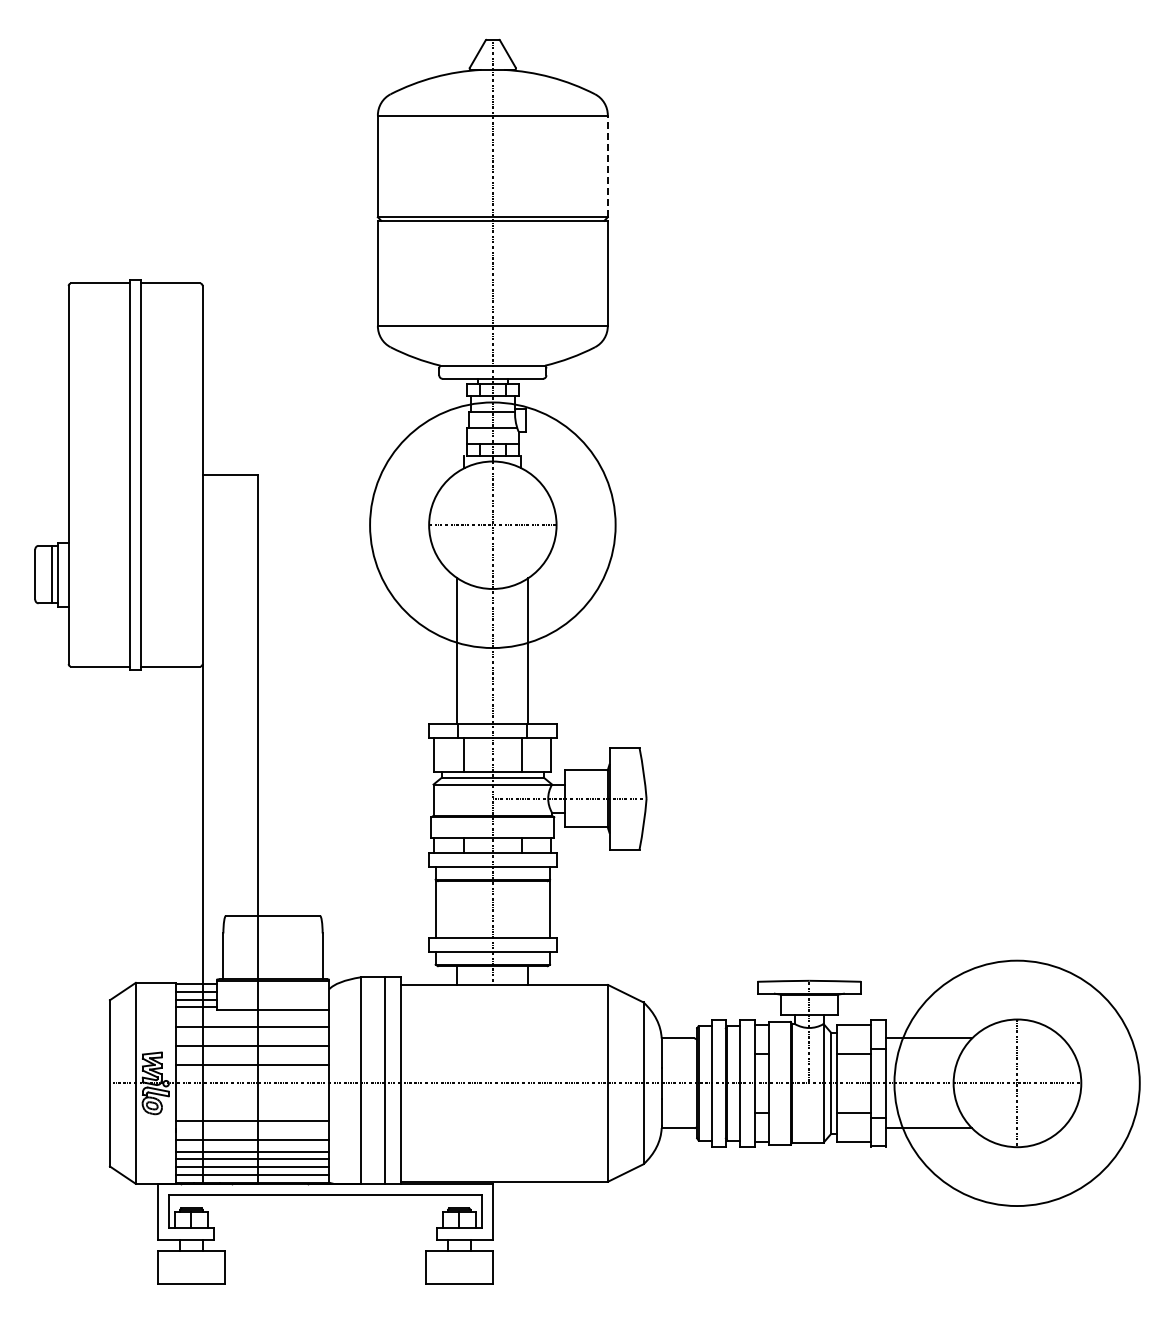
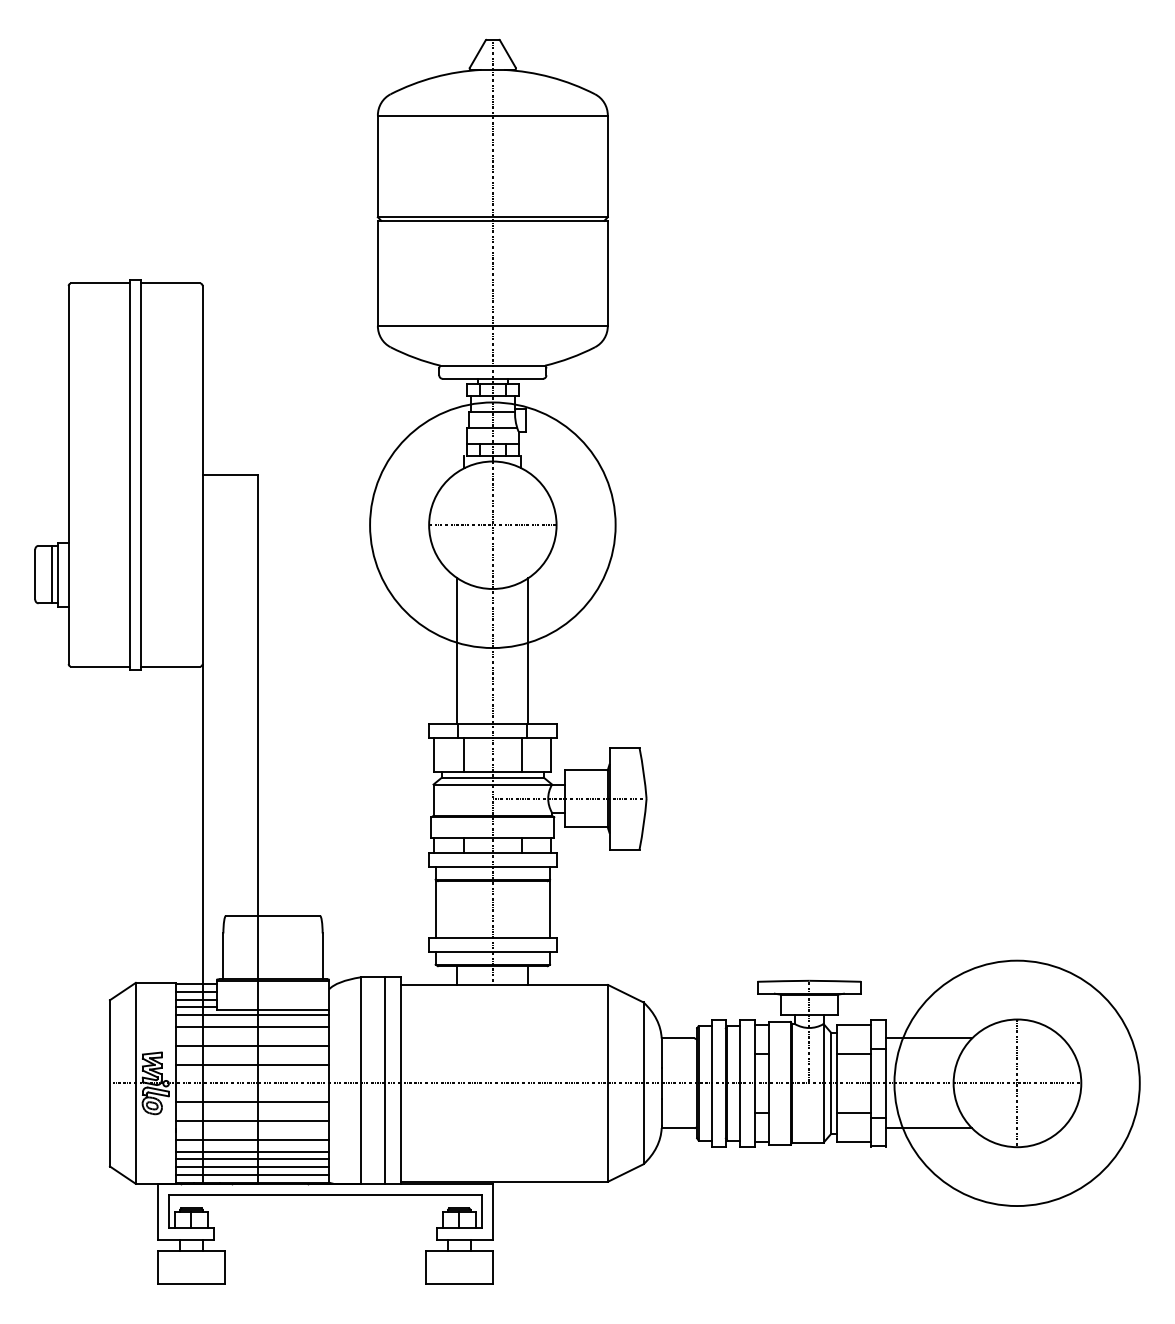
line: dashed -> solid (607, 166)
line: none -> present (252, 1014)
line: none -> present (252, 1102)
